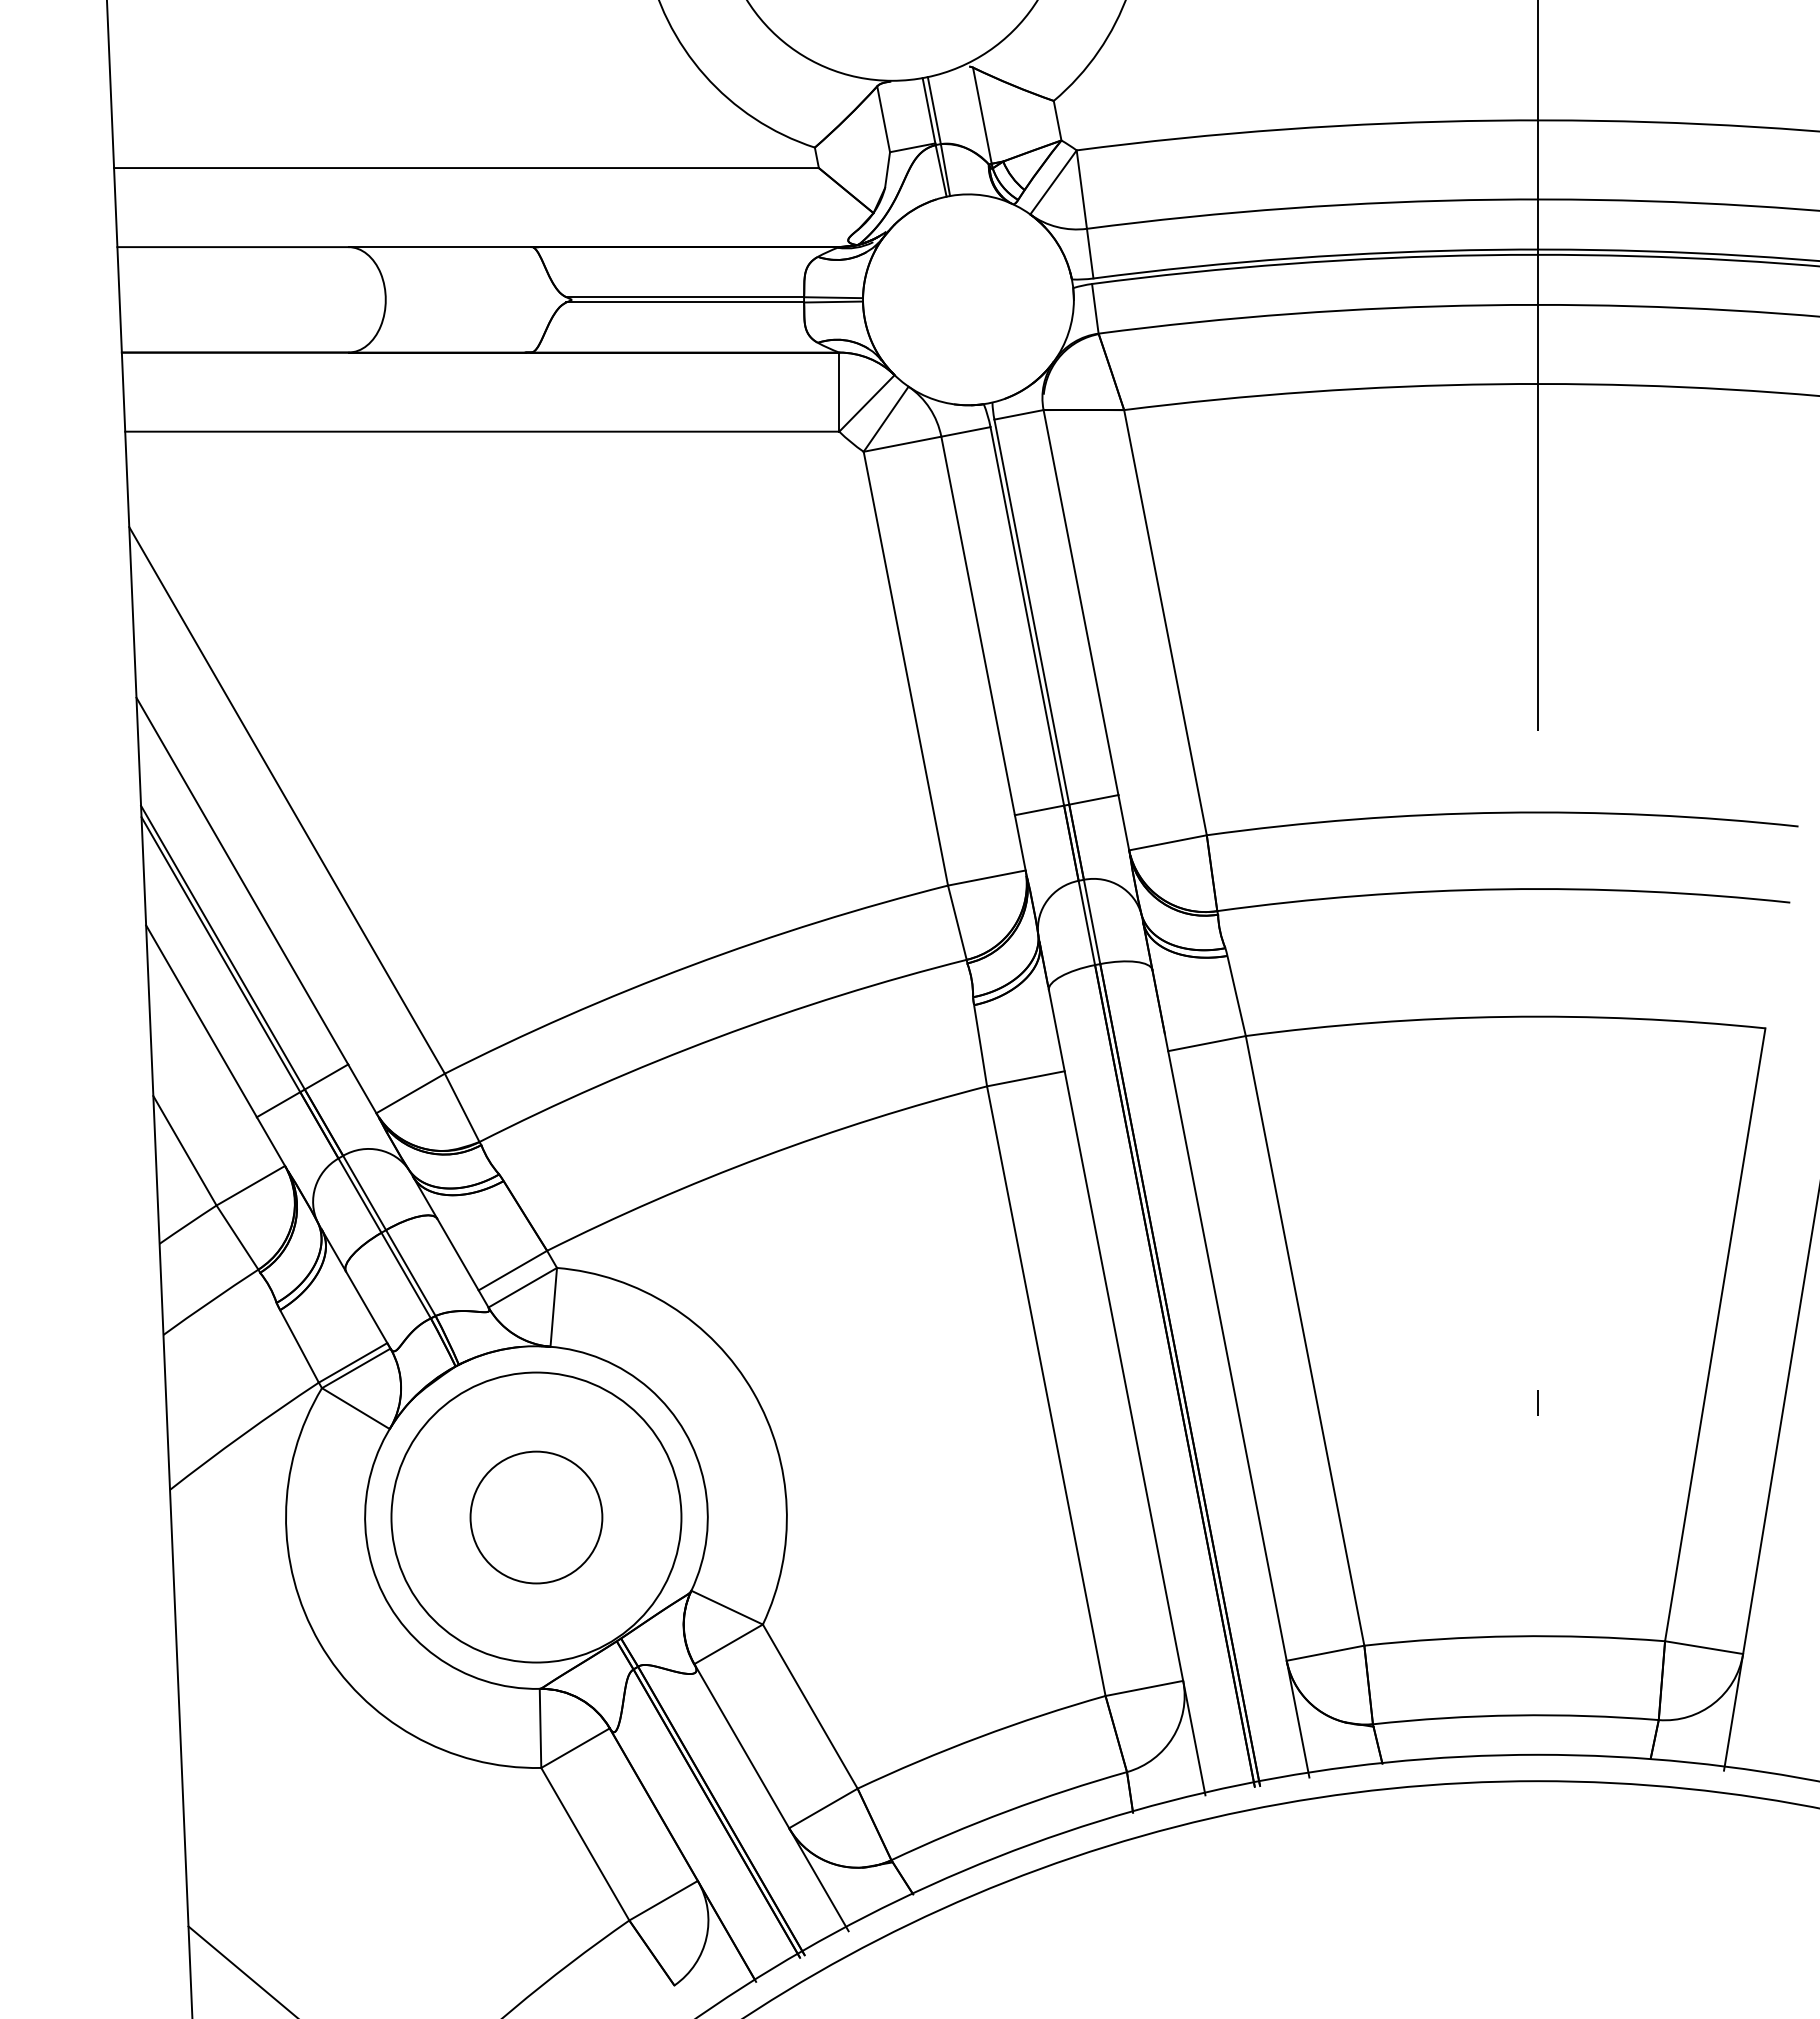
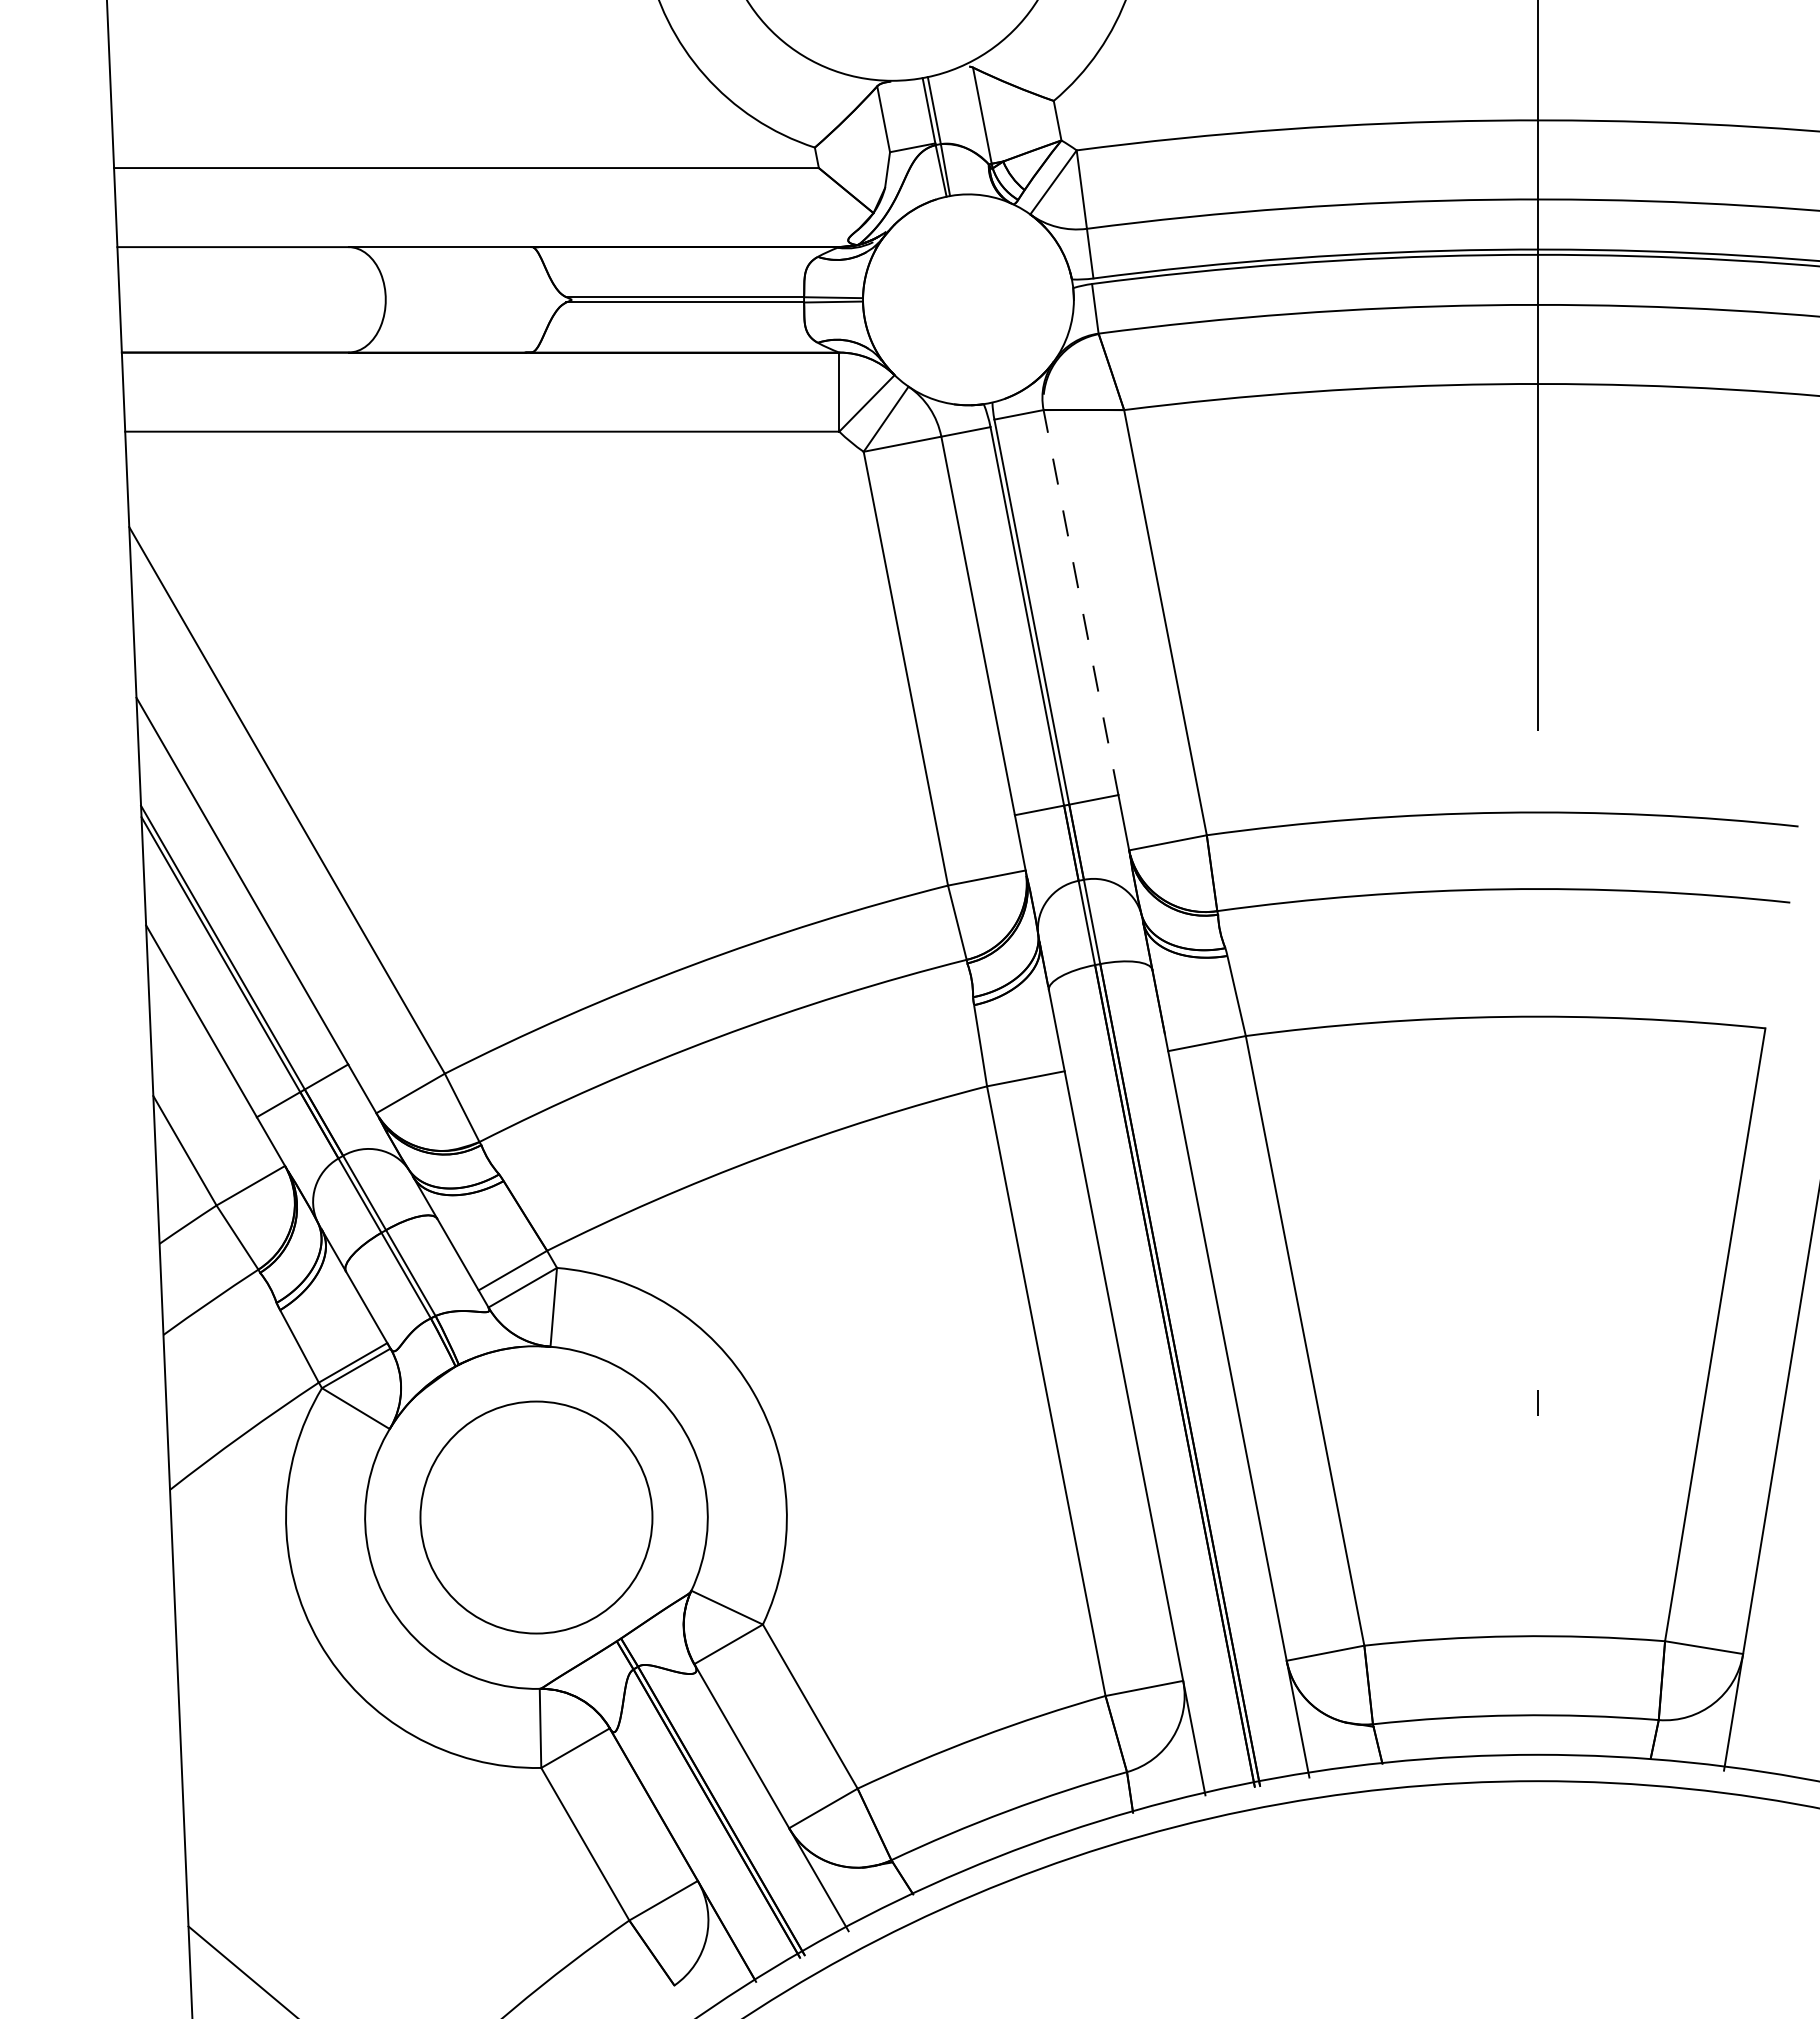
line: solid -> dashed (1080, 602)
circle diameter: 290 px -> 232 px (536, 1517)
circle: present -> none (536, 1517)
